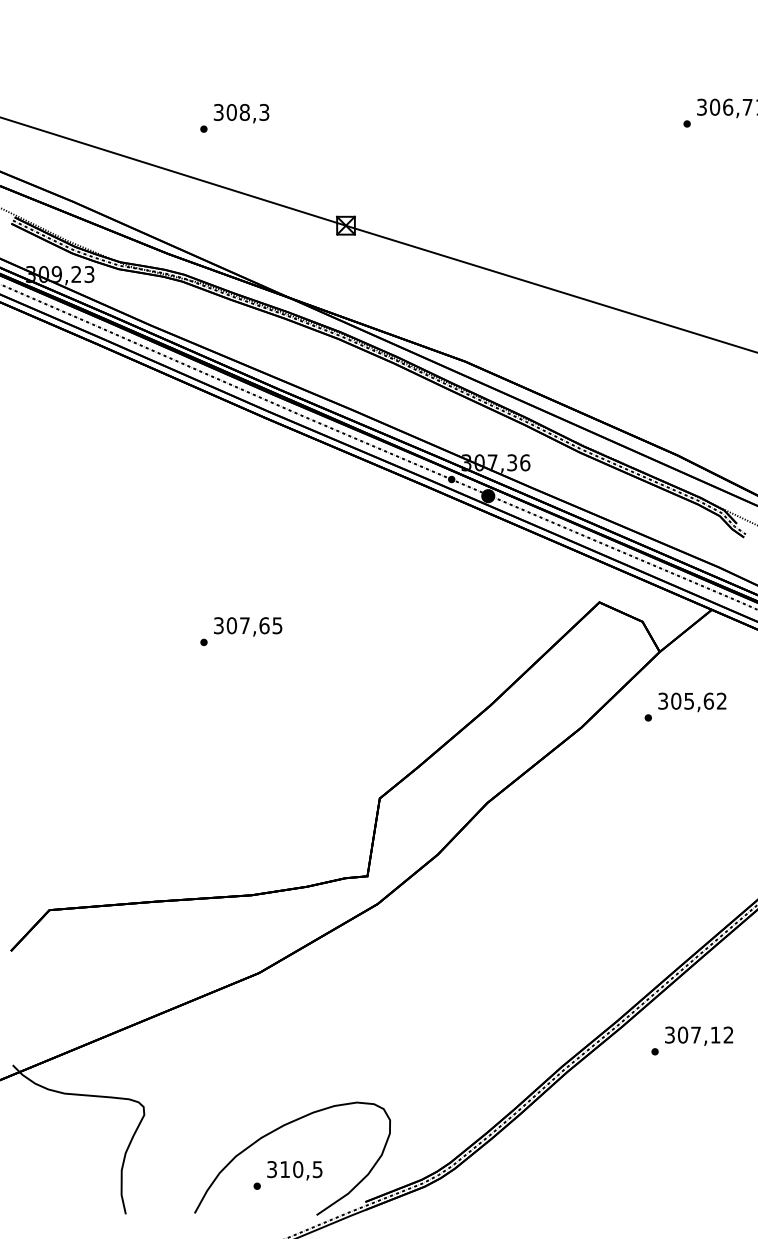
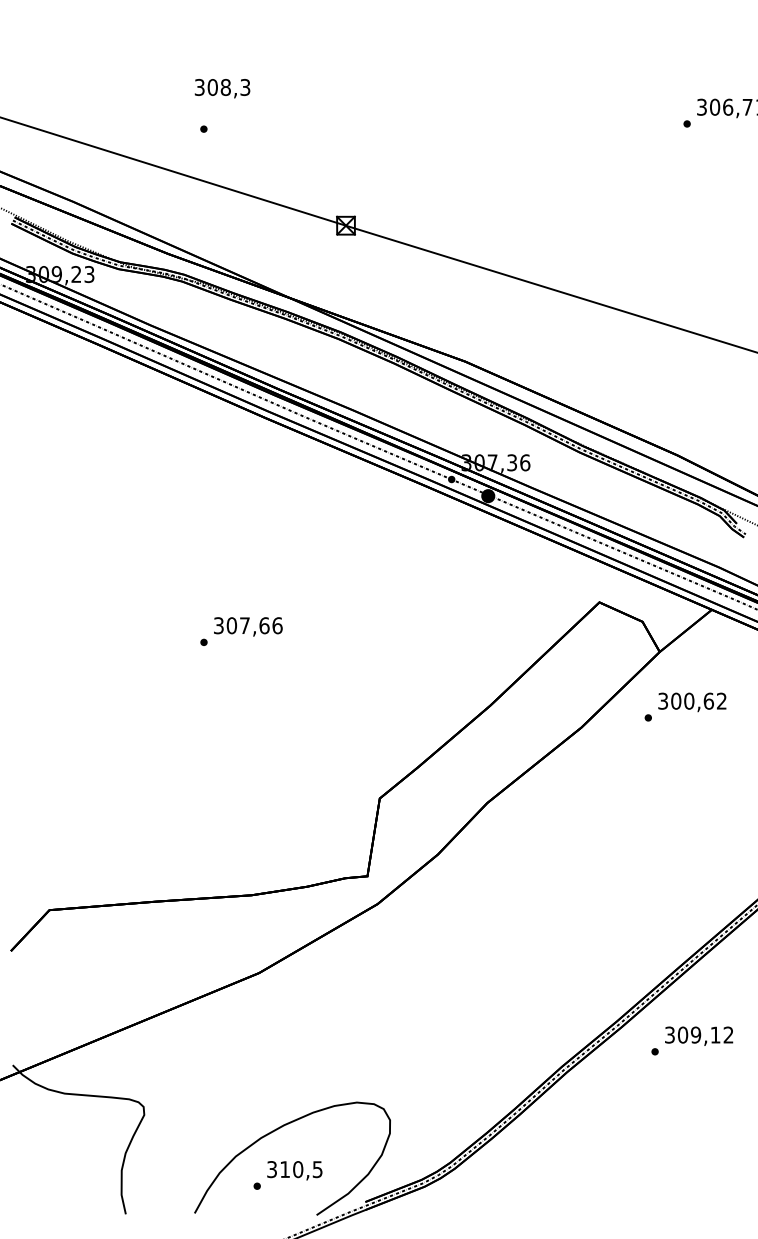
text position: (241, 113) -> (222, 88) (222, 88)
text: 307,65 -> 307,66 (277, 625)
text: 305,62 -> 300,62 (689, 700)
text: 307,12 -> 309,12 (695, 1034)
